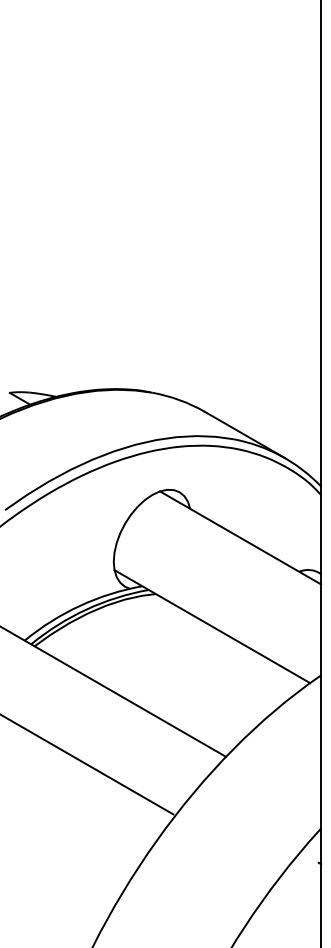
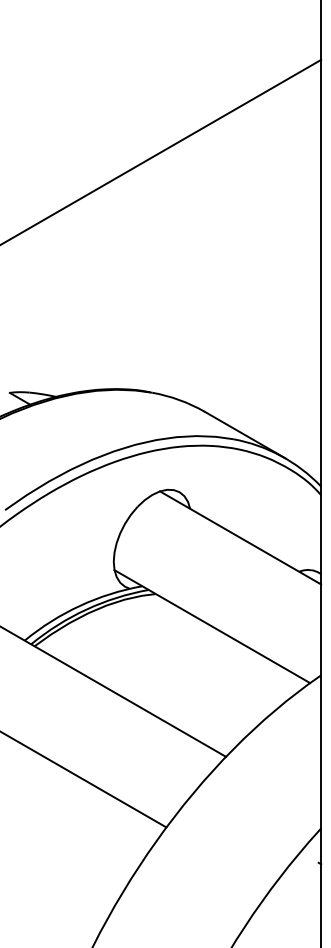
line: none -> present (161, 151)
line position: (87, 764) -> (84, 779) (84, 779)
